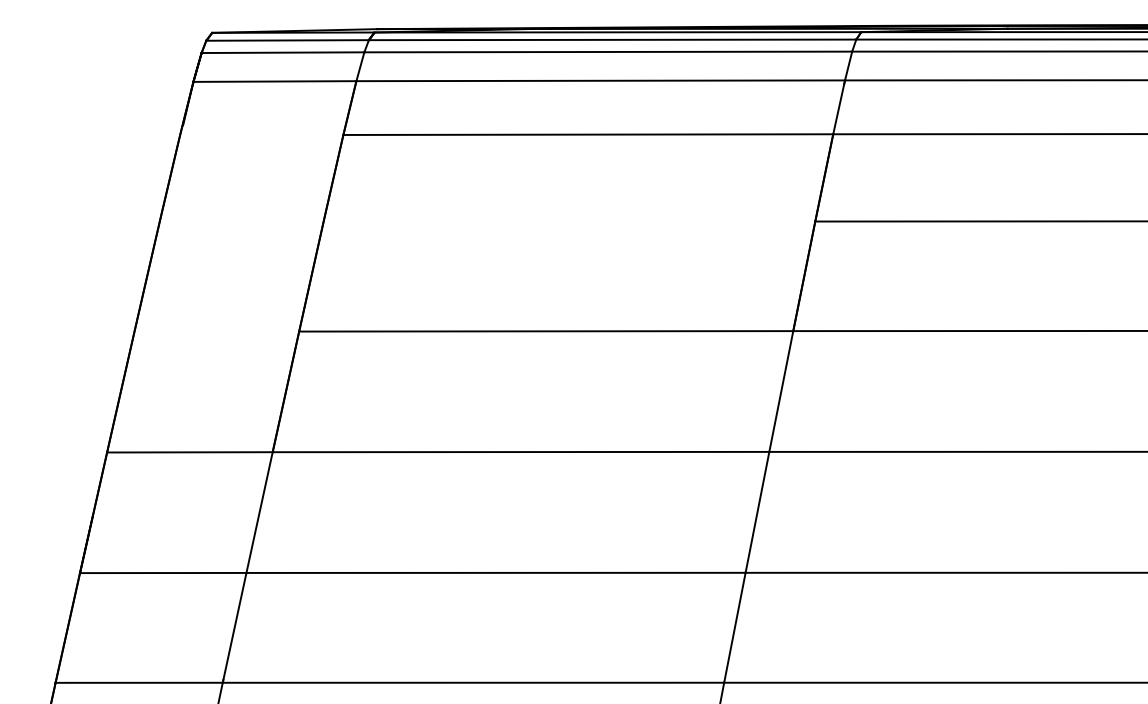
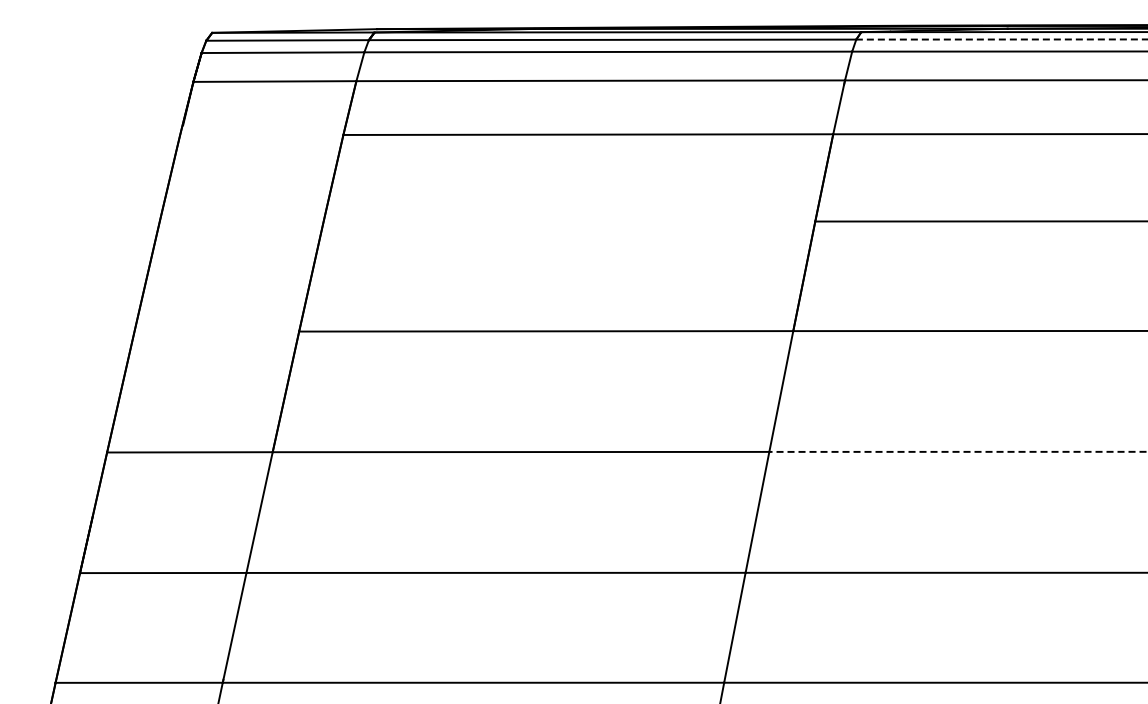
line: solid -> dashed (1001, 39)
line: solid -> dashed (958, 451)
